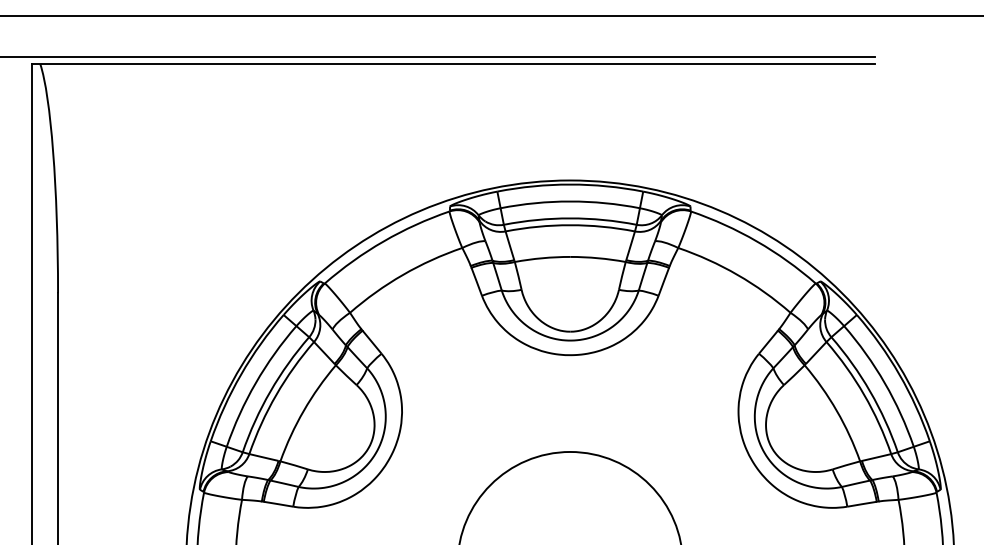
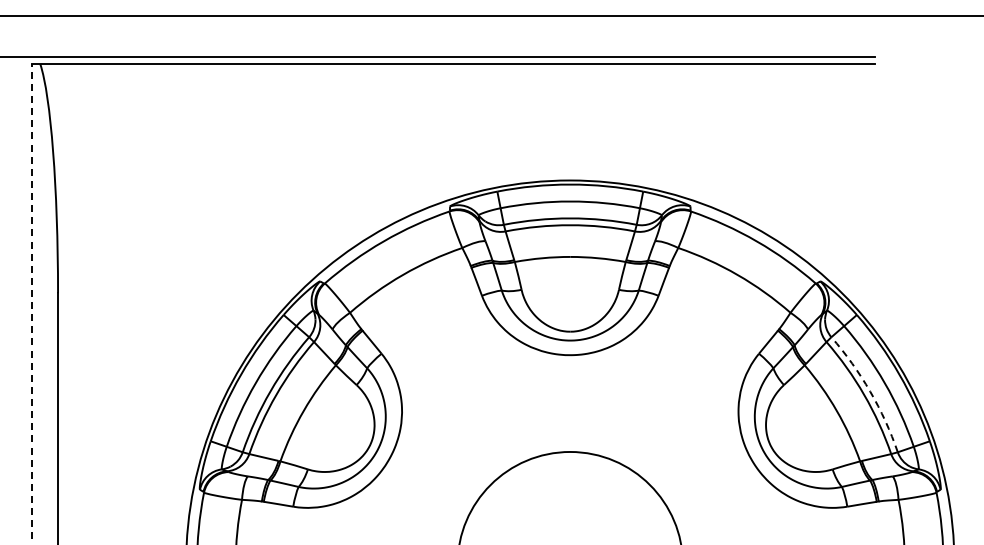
line: solid -> dashed (32, 304)
arc: solid -> dashed (870, 391)
